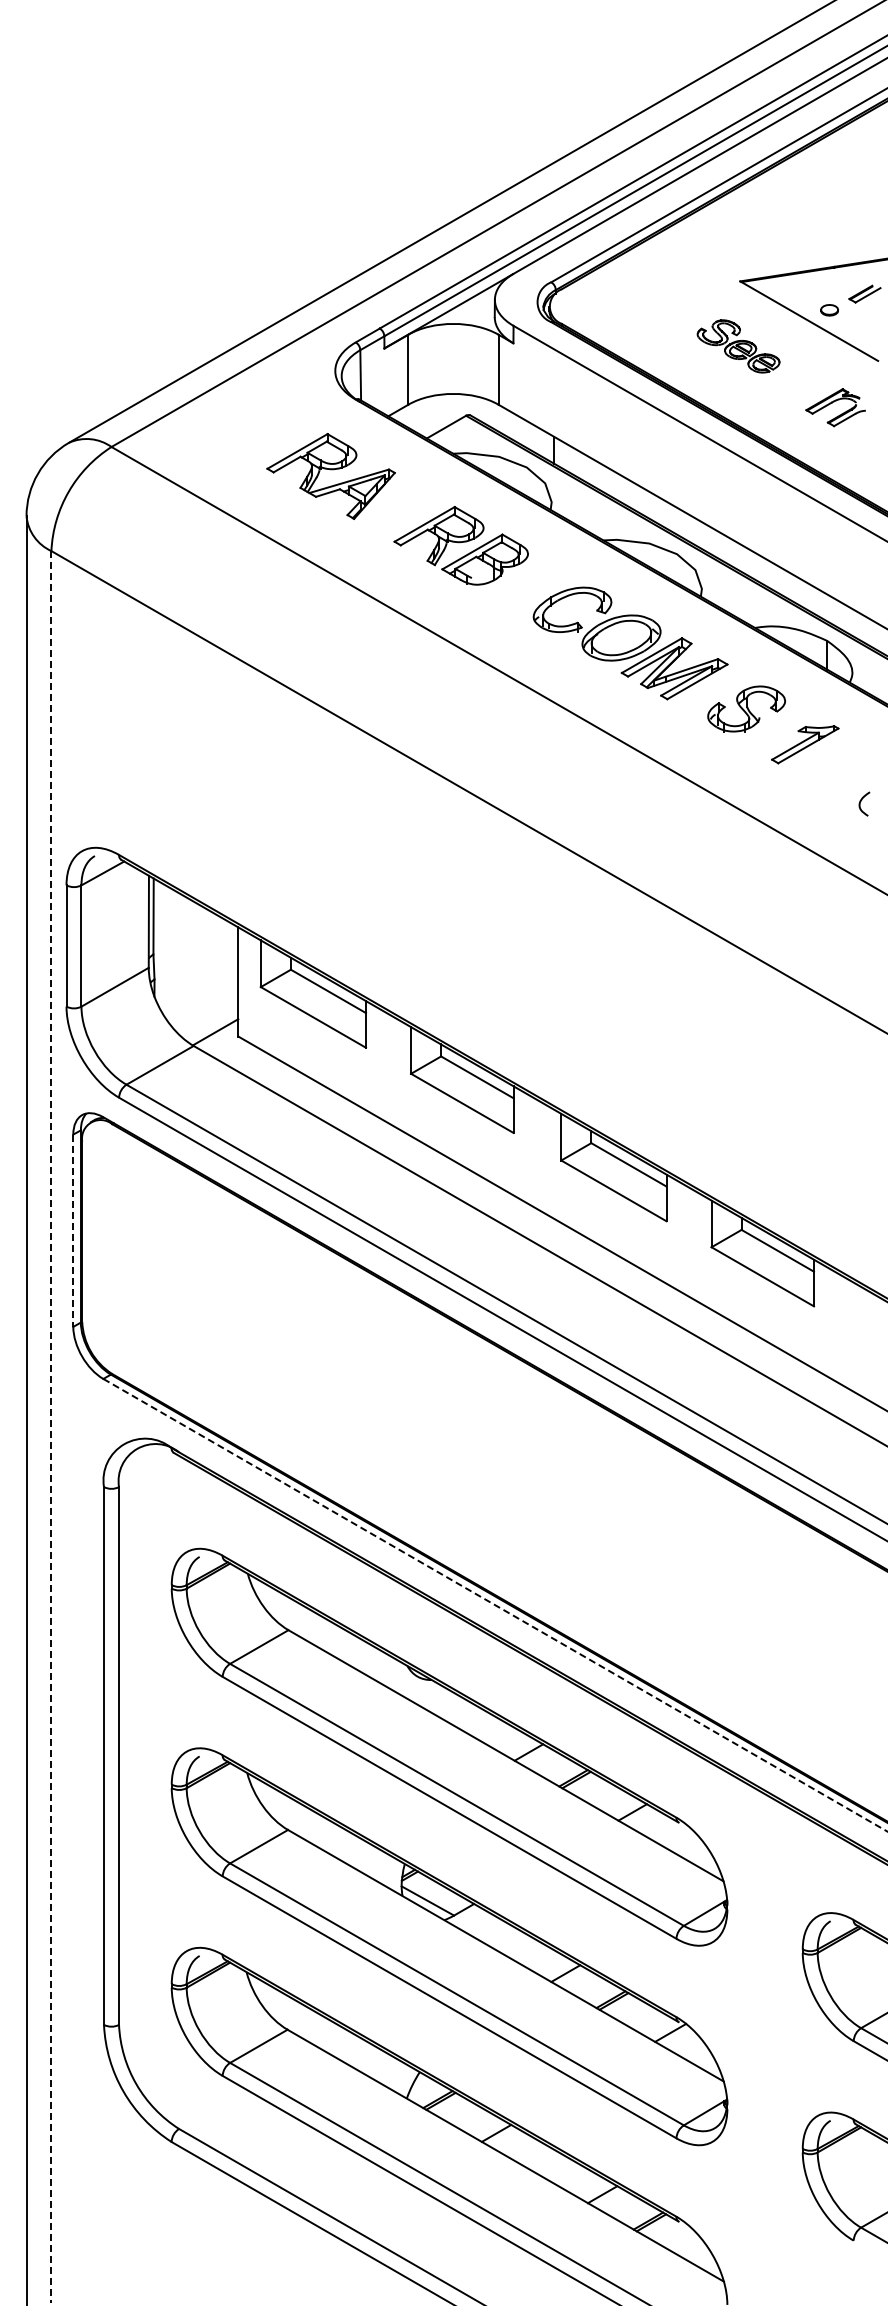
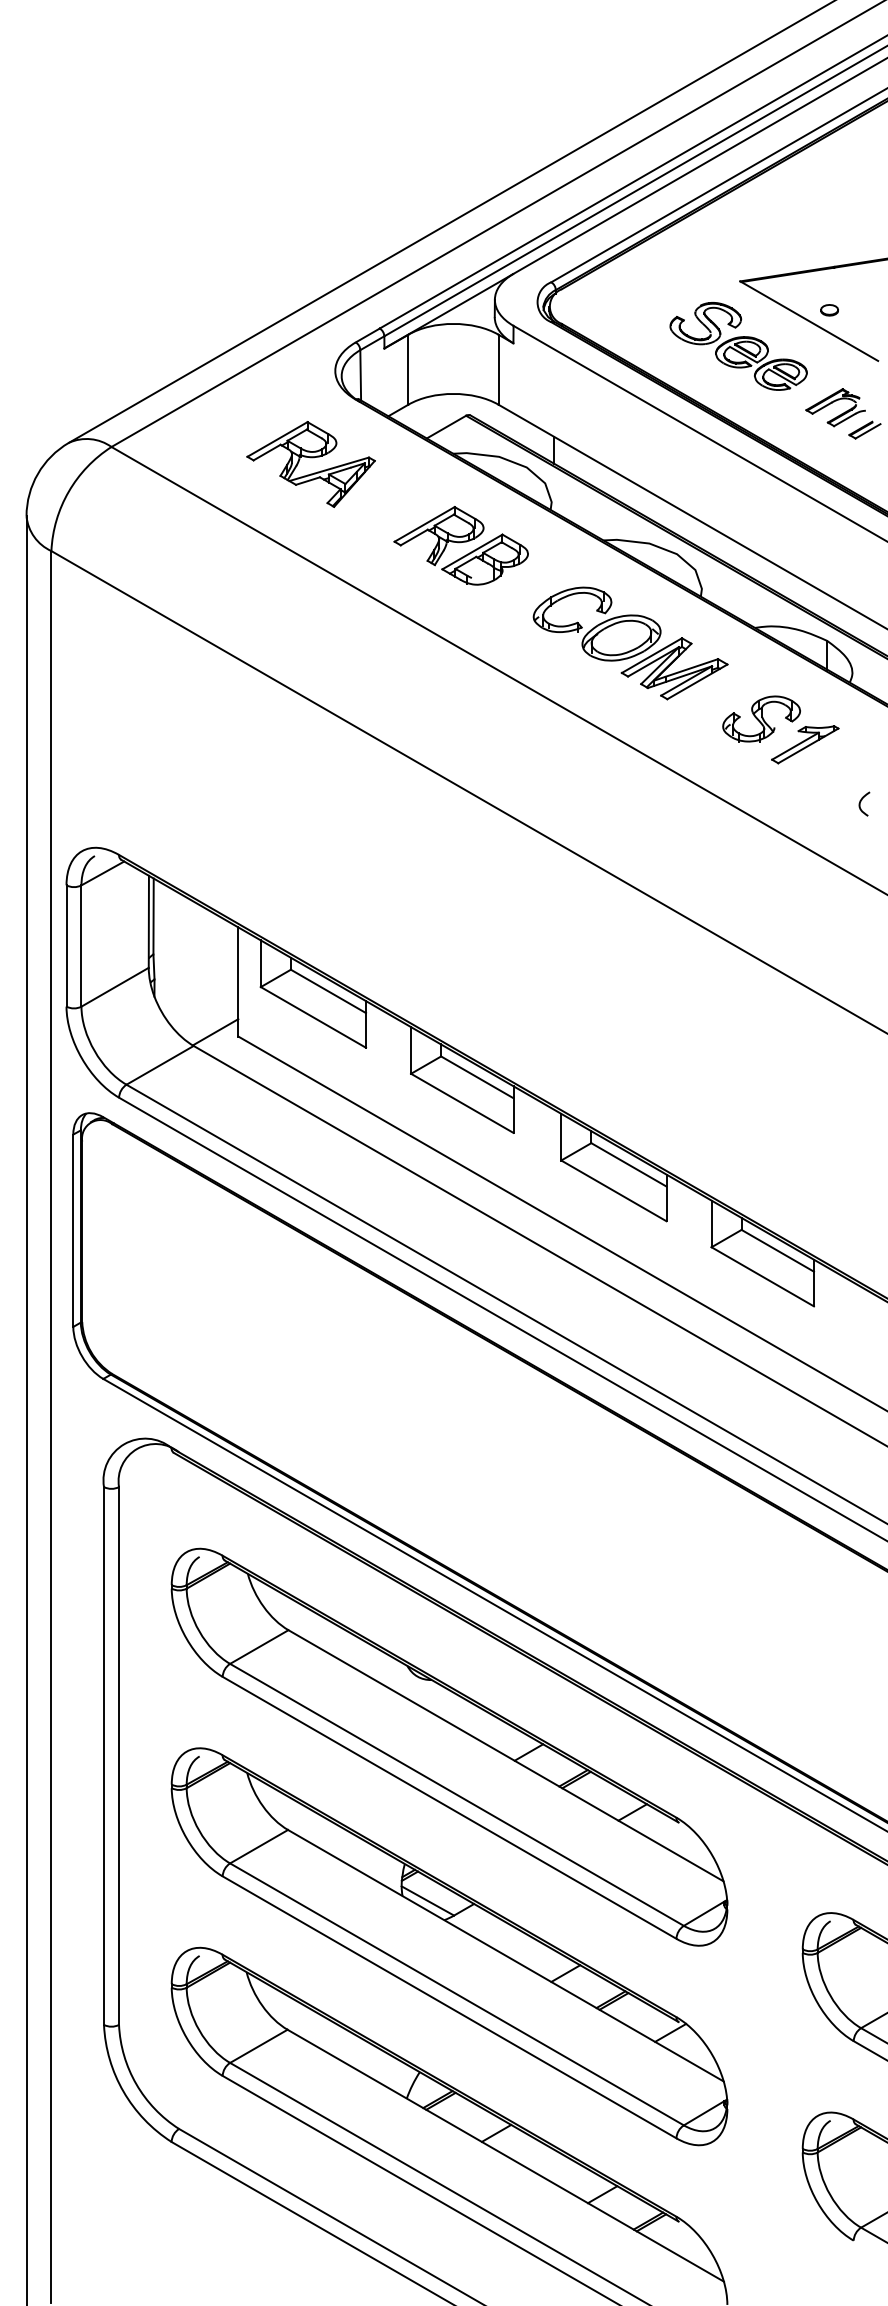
part position: (864, 293) -> (864, 429) (864, 429)
part size: 85x55 px -> 139x89 px (738, 346)
part position: (330, 476) -> (310, 464) (310, 464)
part position: (746, 708) -> (761, 718) (761, 718)
line: dashed -> solid (73, 1231)
line: dashed -> solid (51, 1427)
line: dashed -> solid (495, 1605)
